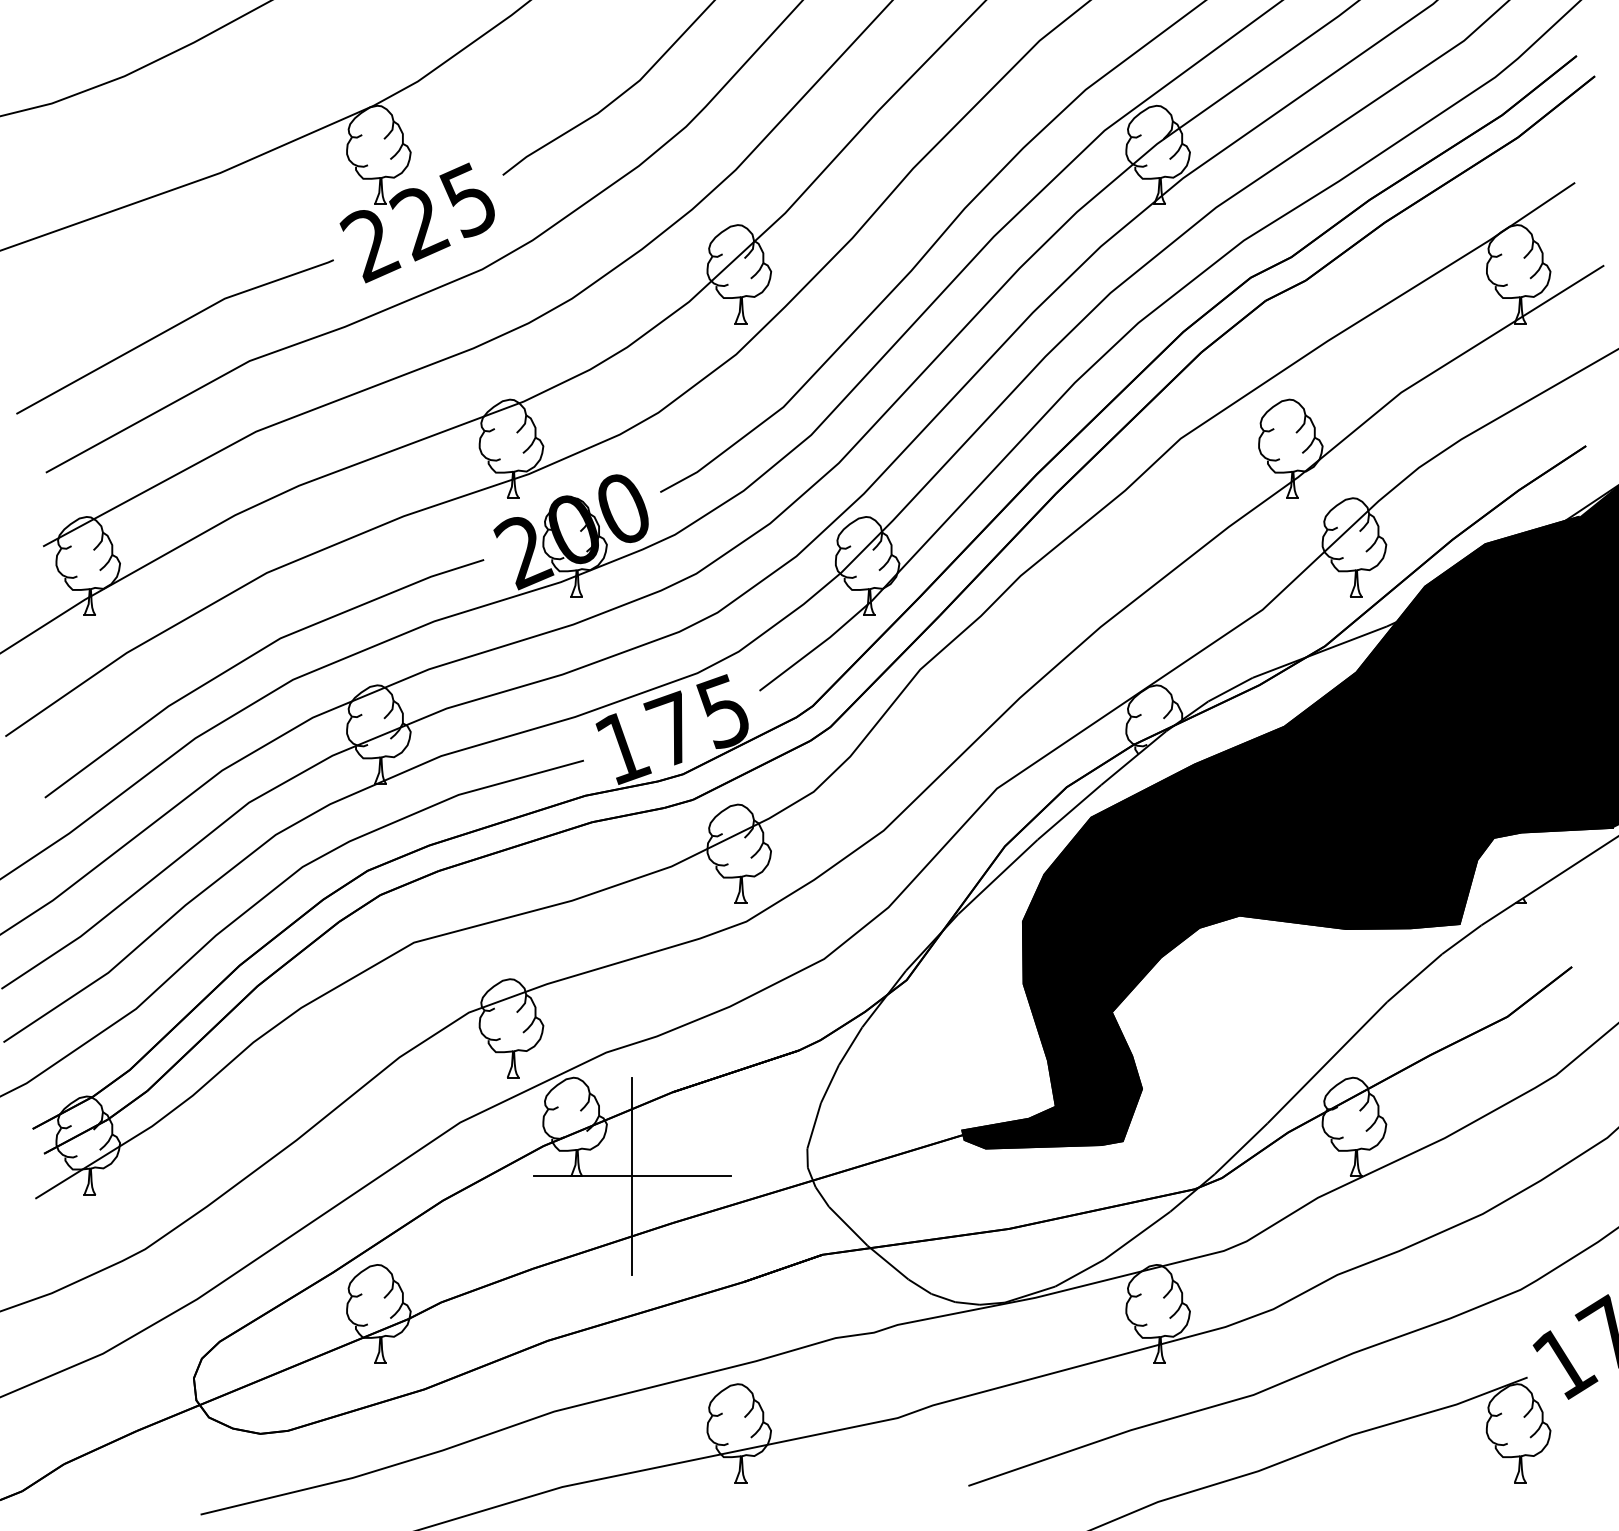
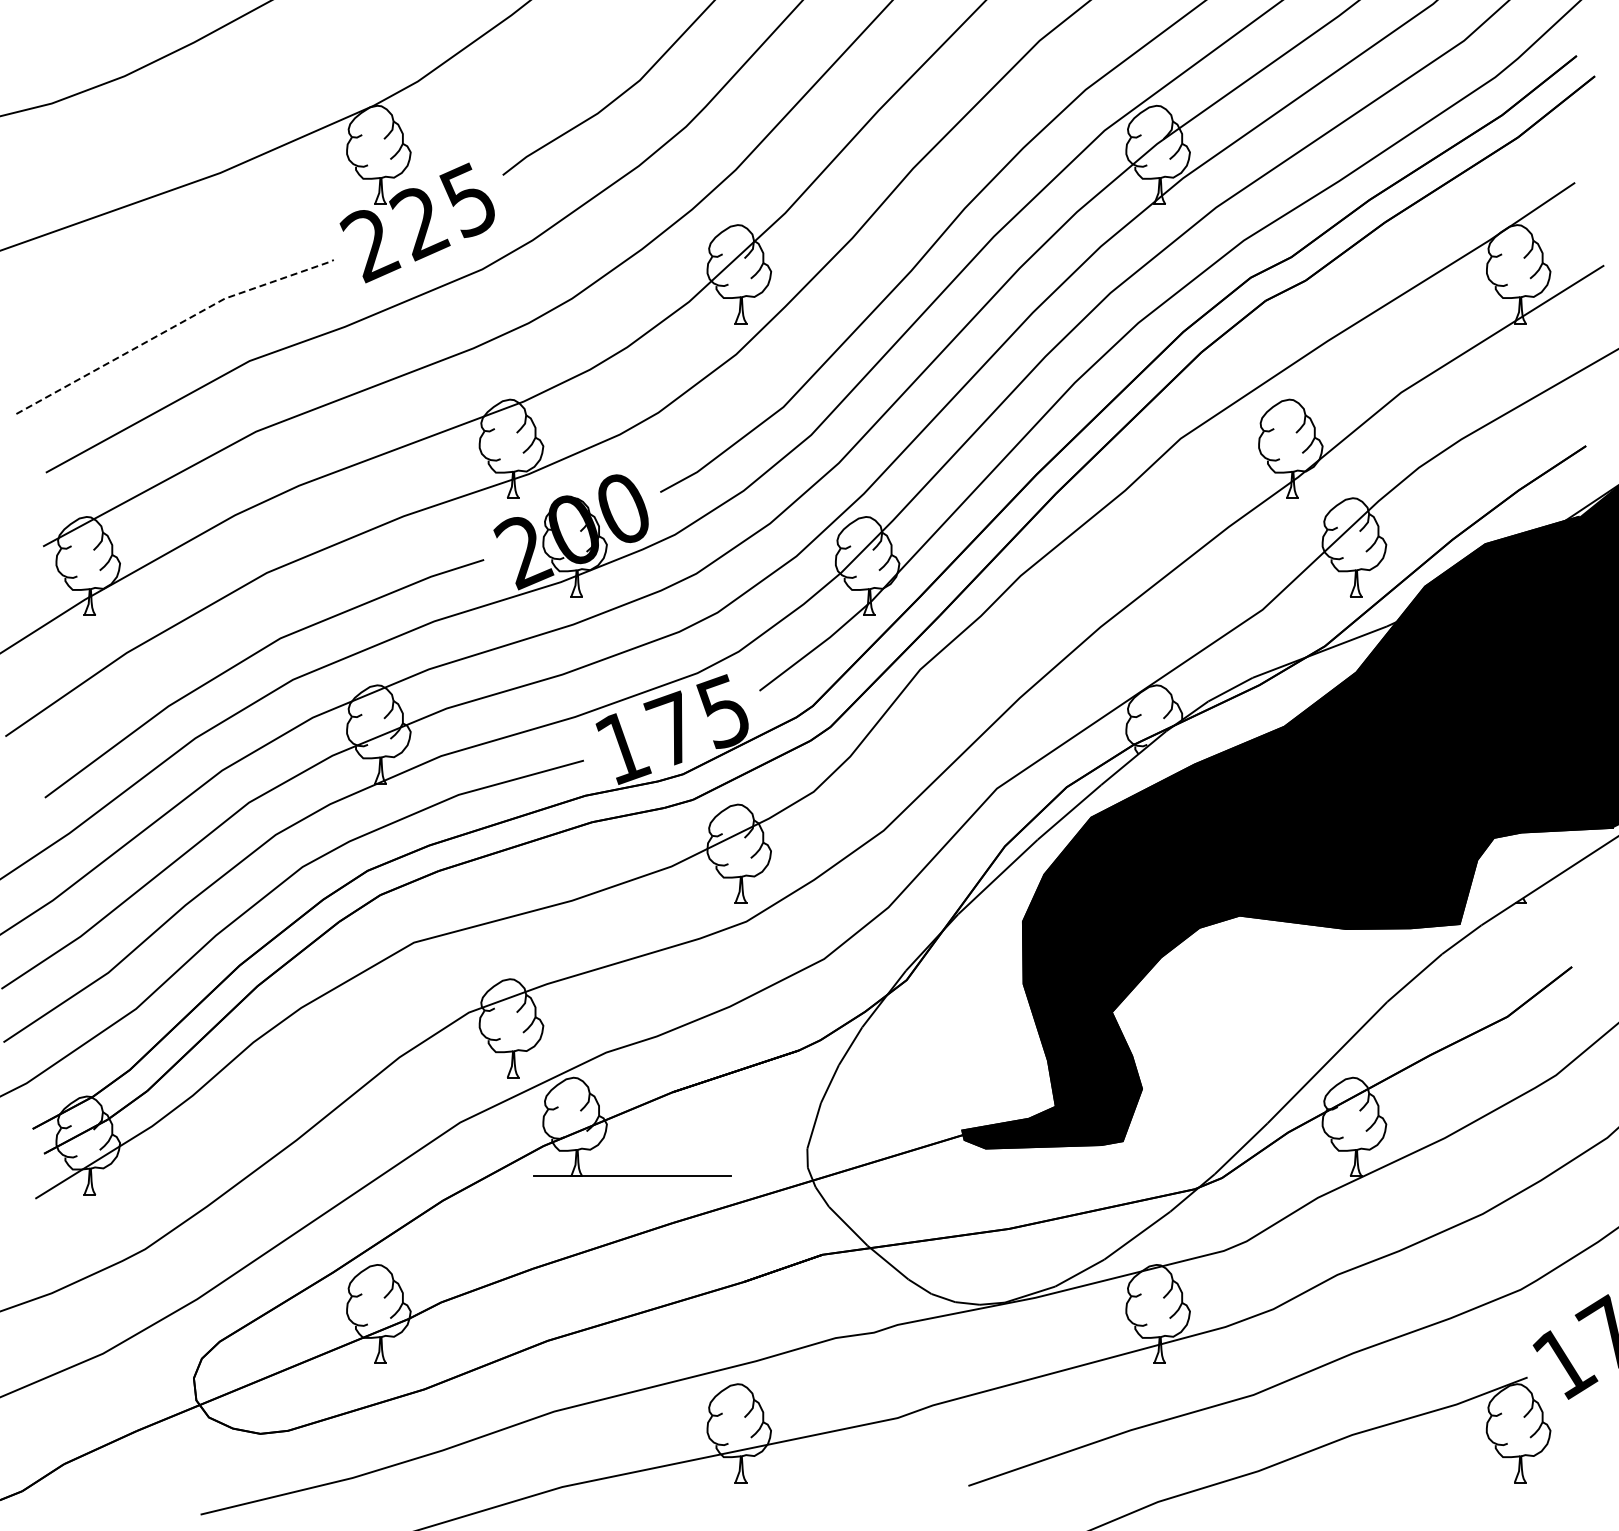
line: solid -> dashed (172, 327)
line: present -> none (632, 1176)
